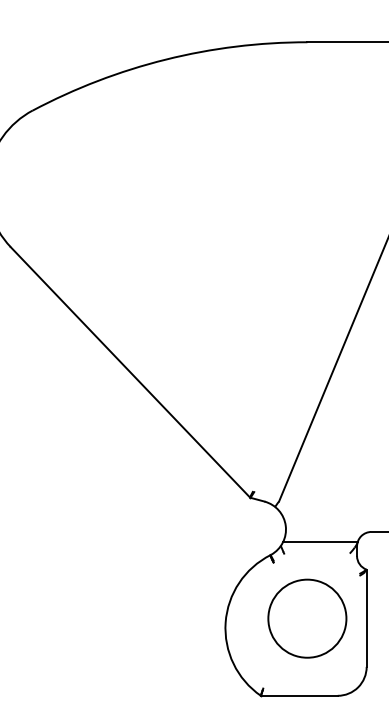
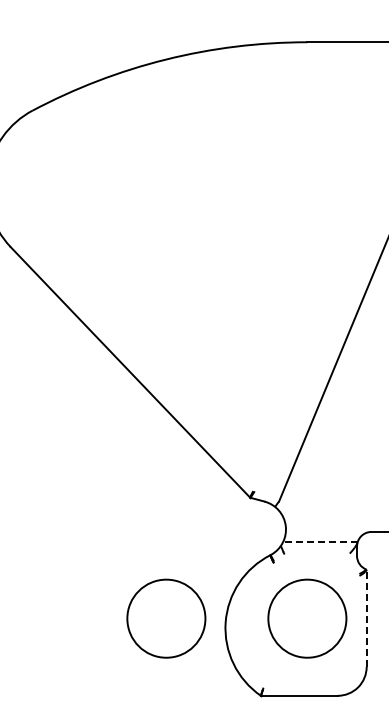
line: solid -> dashed (320, 541)
circle: none -> present (166, 618)
line: solid -> dashed (366, 618)
